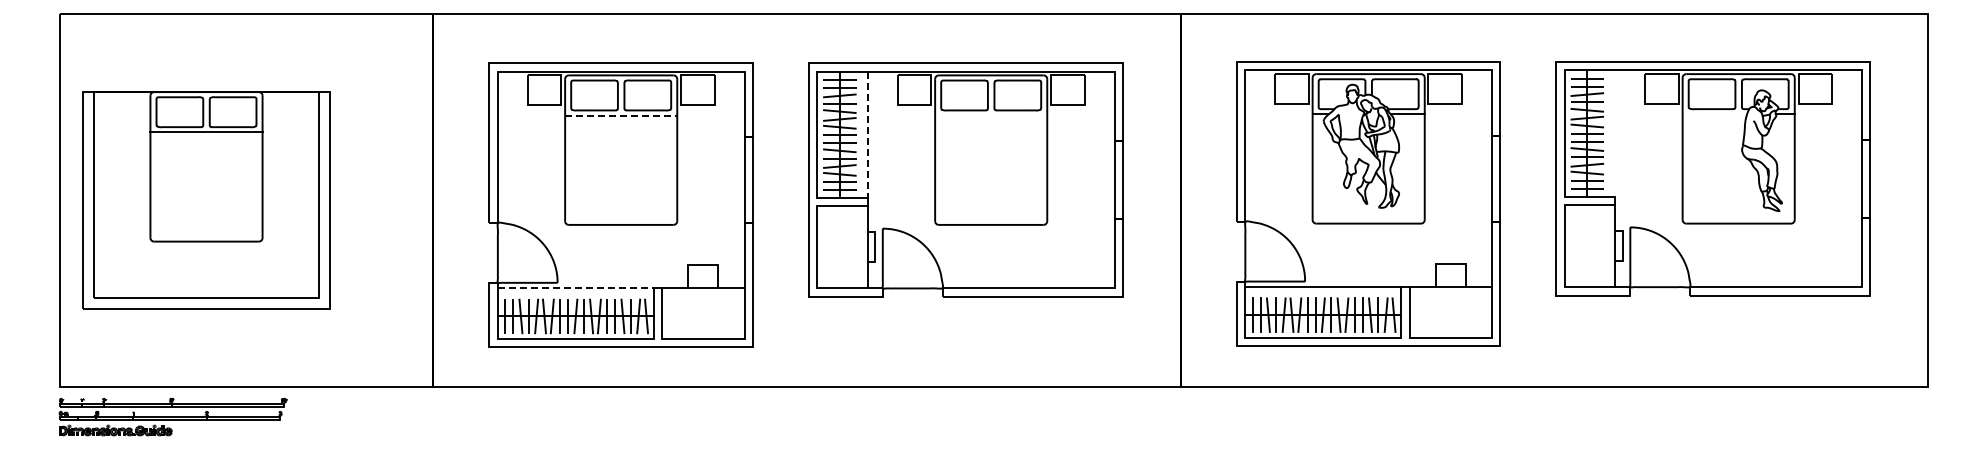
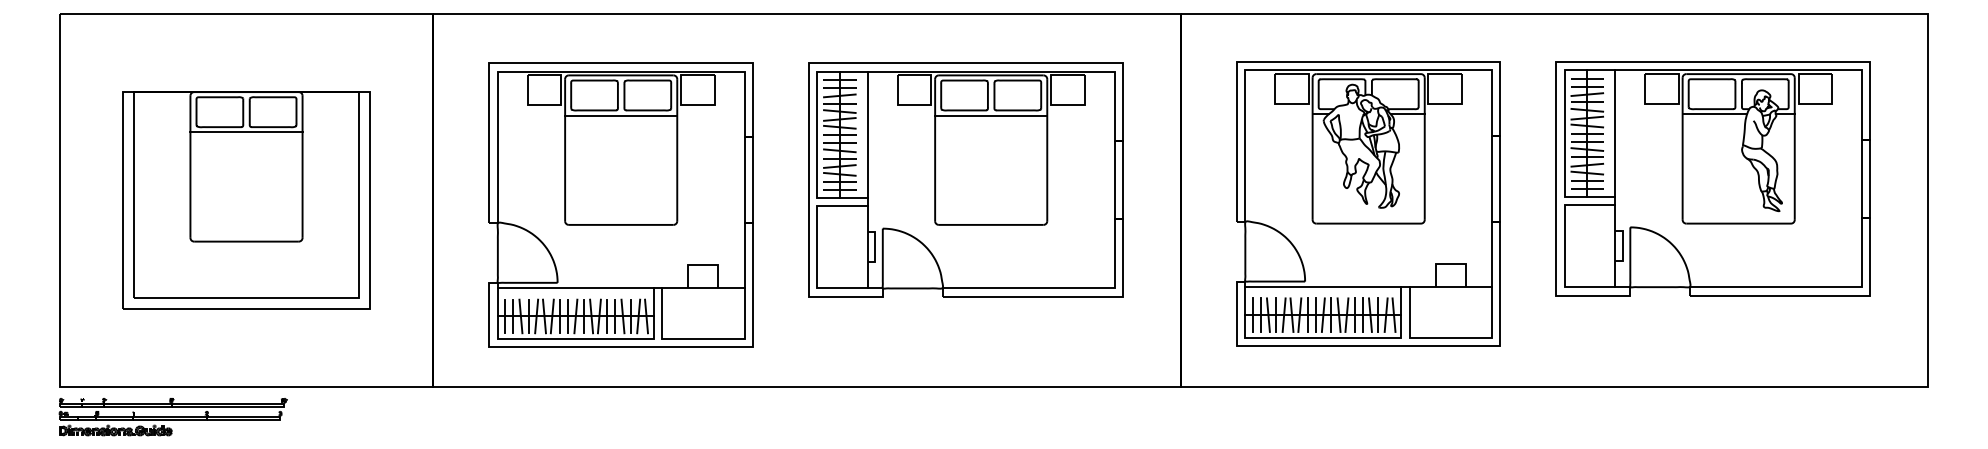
line: none -> present (1714, 114)
line: dashed -> solid (621, 115)
line: none -> present (991, 115)
line: none -> present (1615, 133)
line: dashed -> solid (867, 135)
part position: (206, 200) -> (246, 200) (246, 200)
line: dashed -> solid (576, 288)
